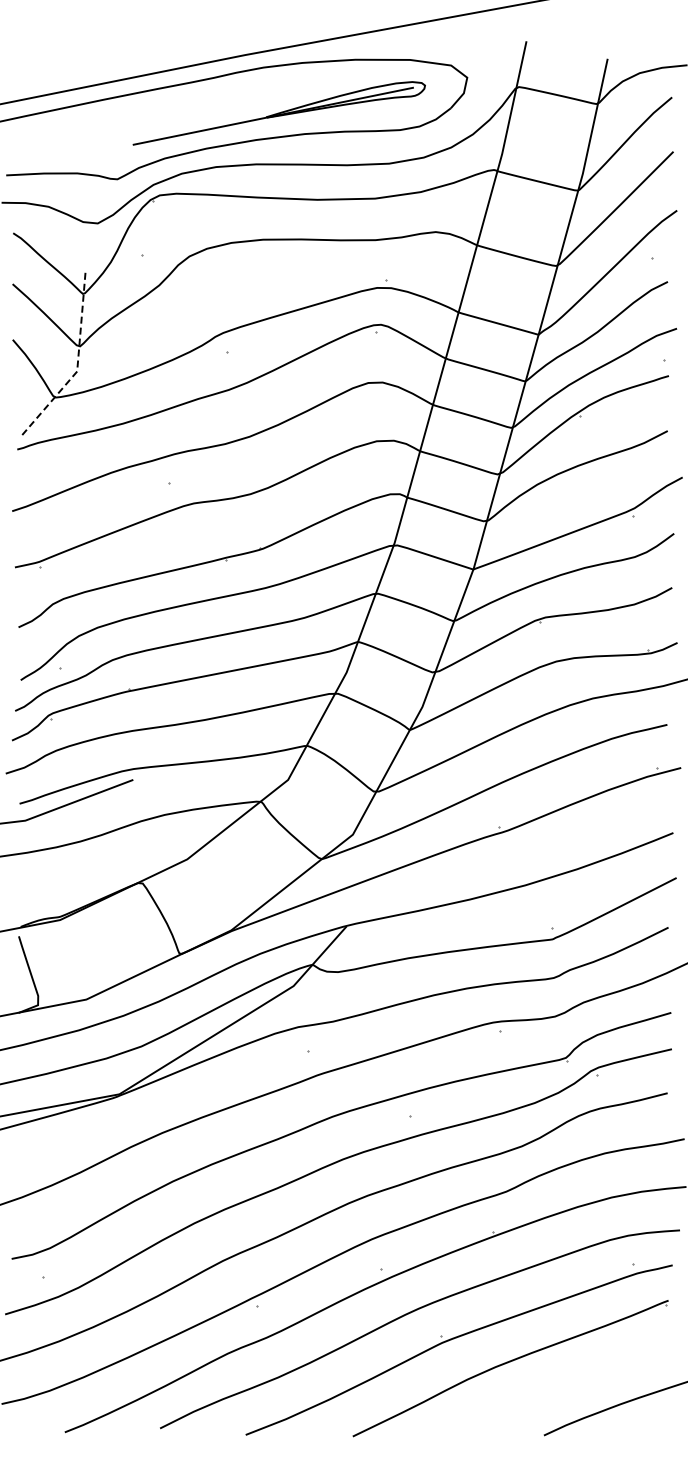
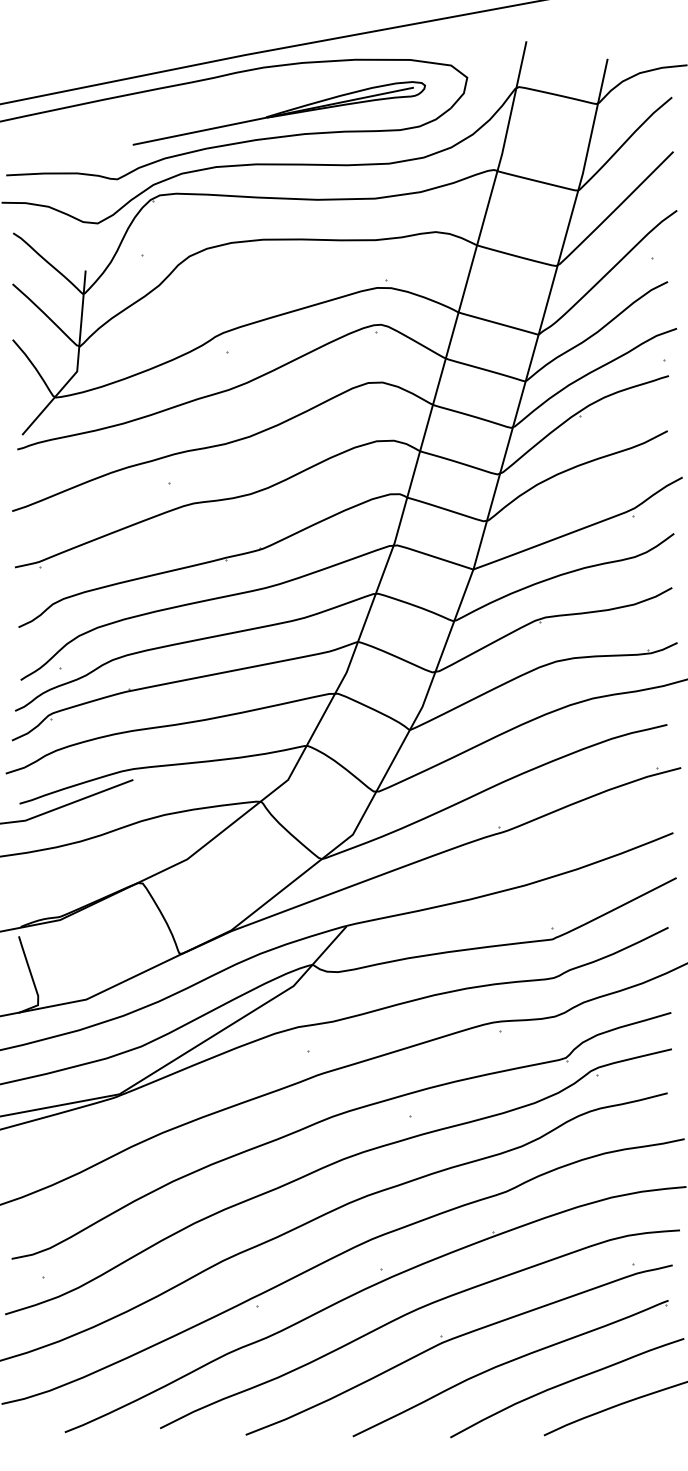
line: dashed -> solid (77, 362)
curve: none -> present (567, 1383)
